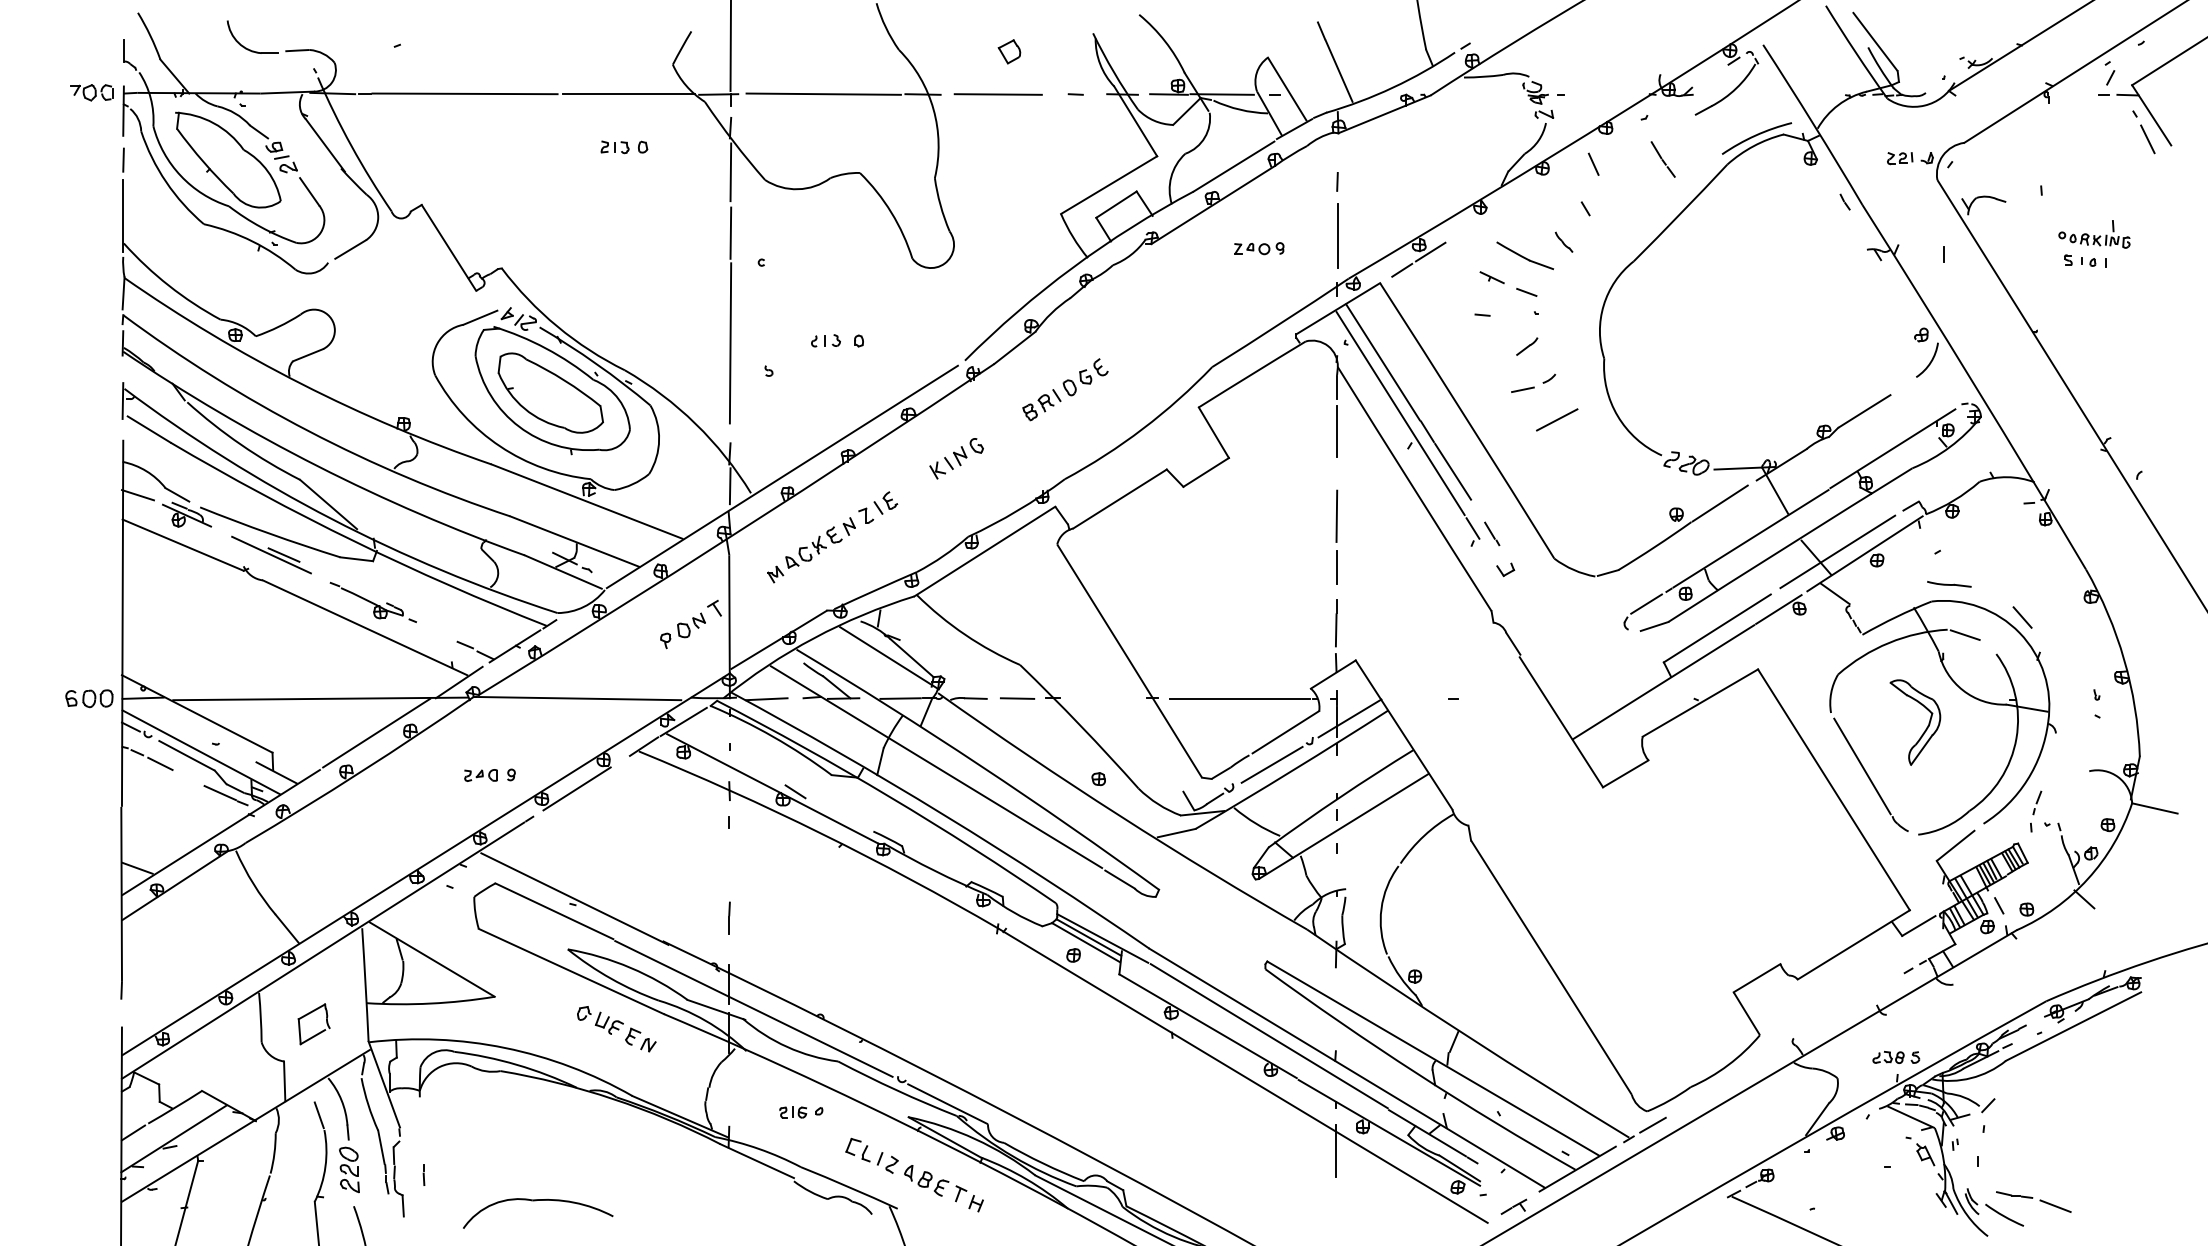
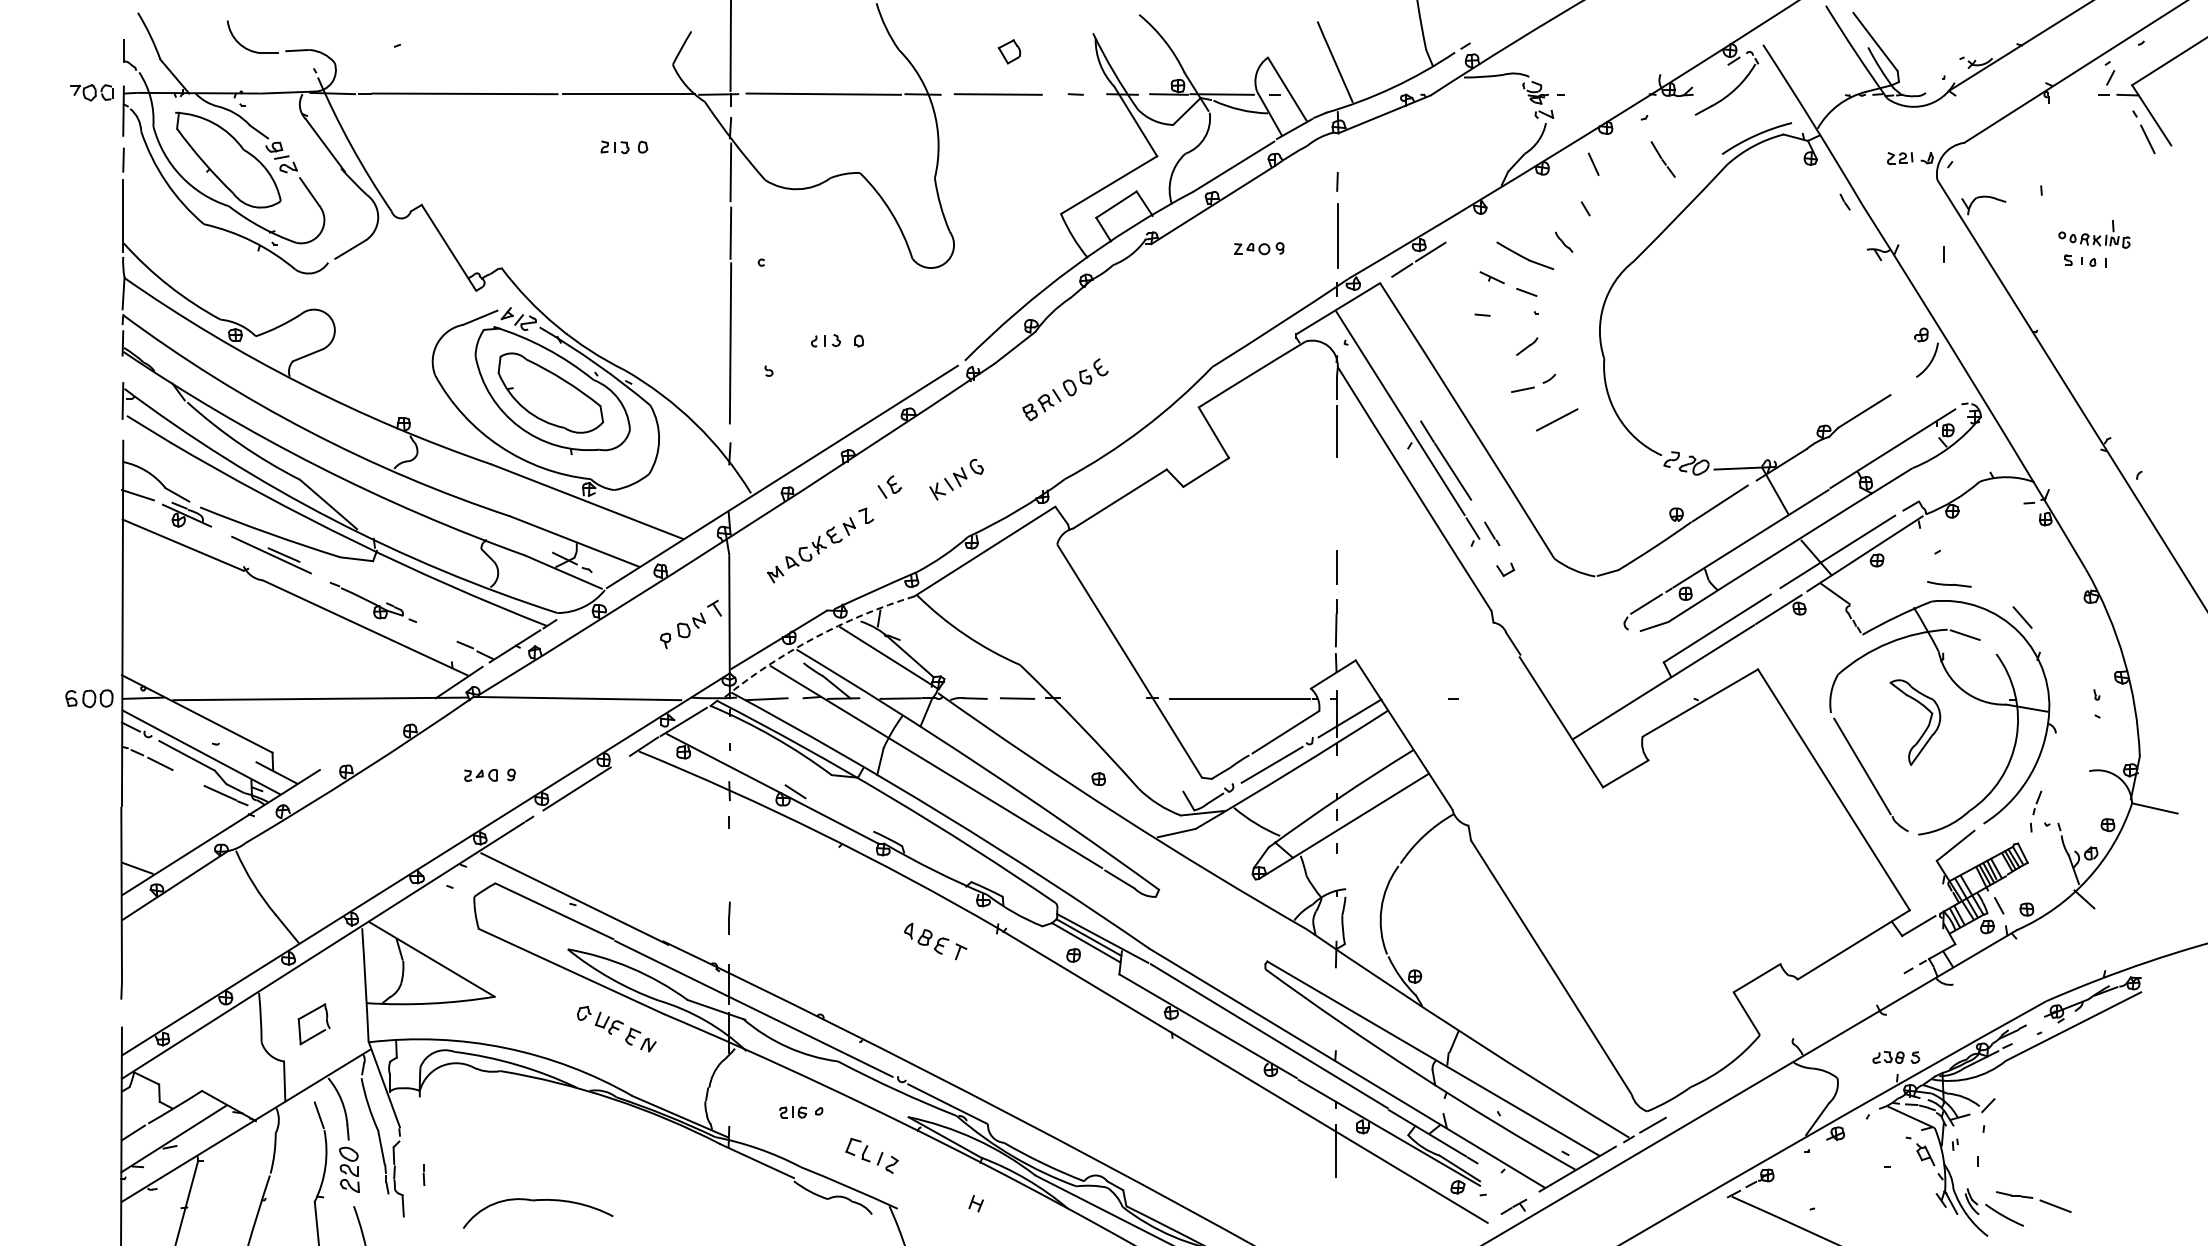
line: present -> none (1382, 362)
part position: (956, 458) -> (956, 479) (956, 479)
line: present -> none (729, 486)
part position: (885, 502) -> (889, 486) (889, 486)
line: present -> none (1336, 515)
arc: solid -> dashed (814, 638)
line: present -> none (376, 732)
part position: (935, 1183) -> (935, 941) (935, 941)
